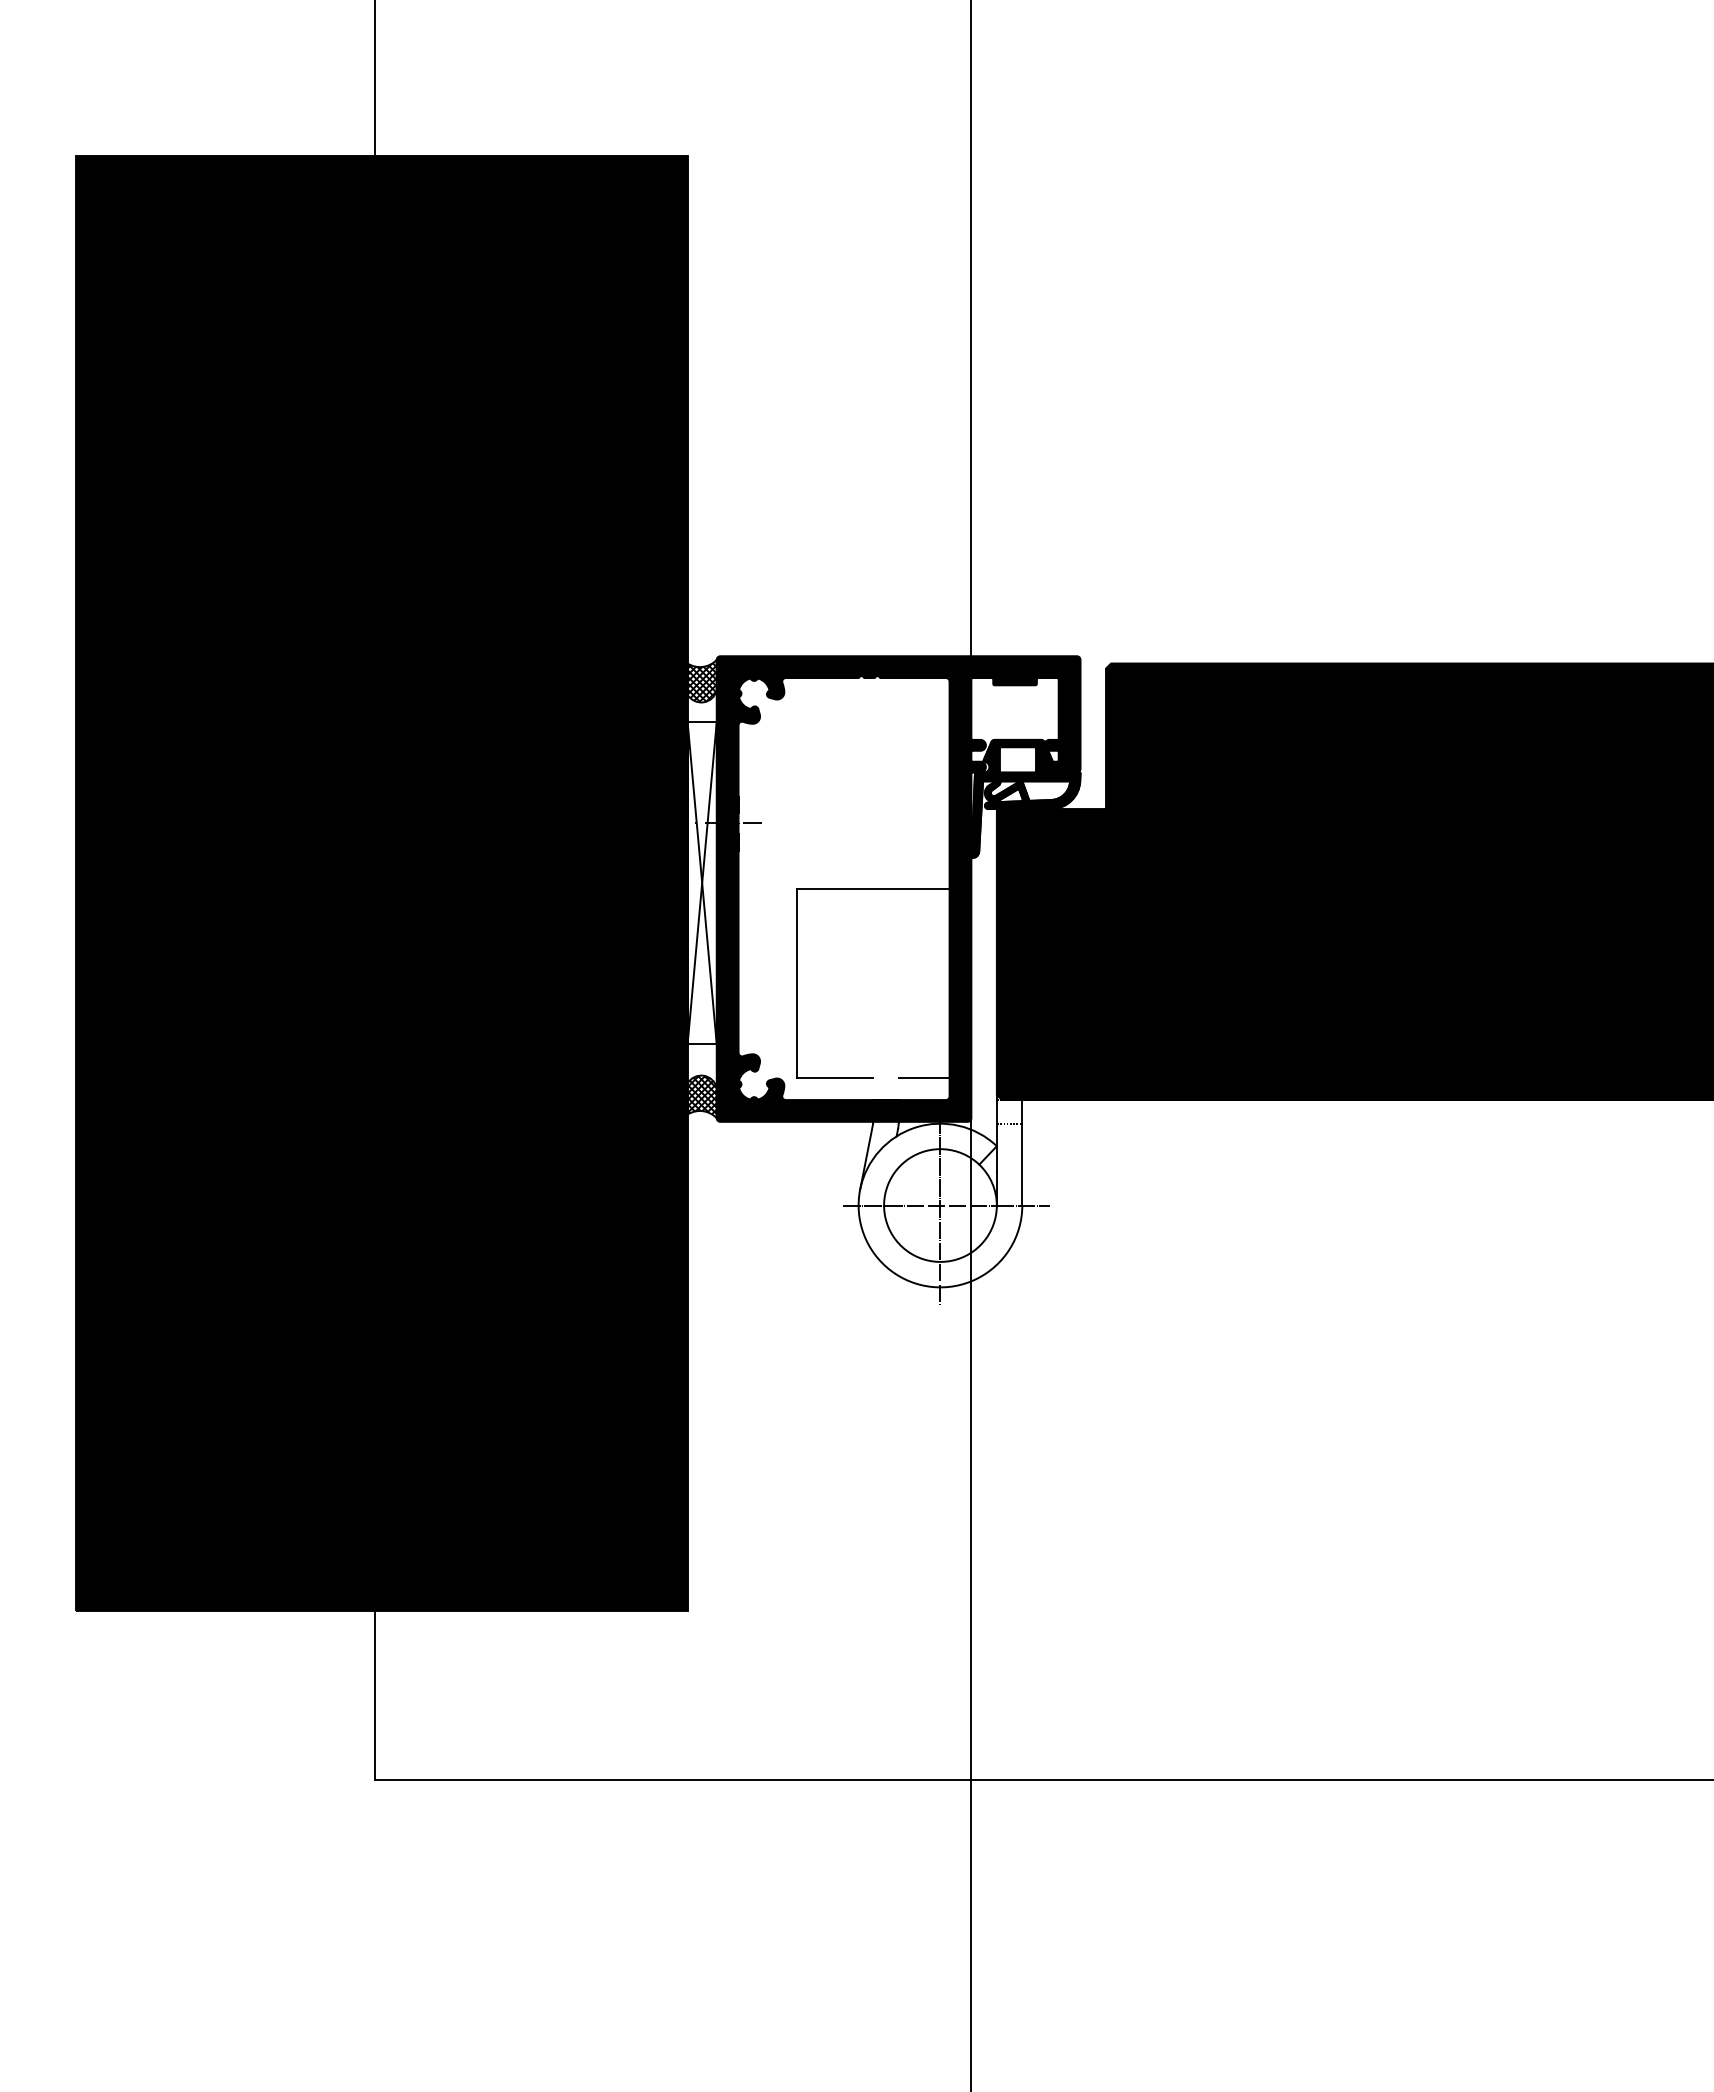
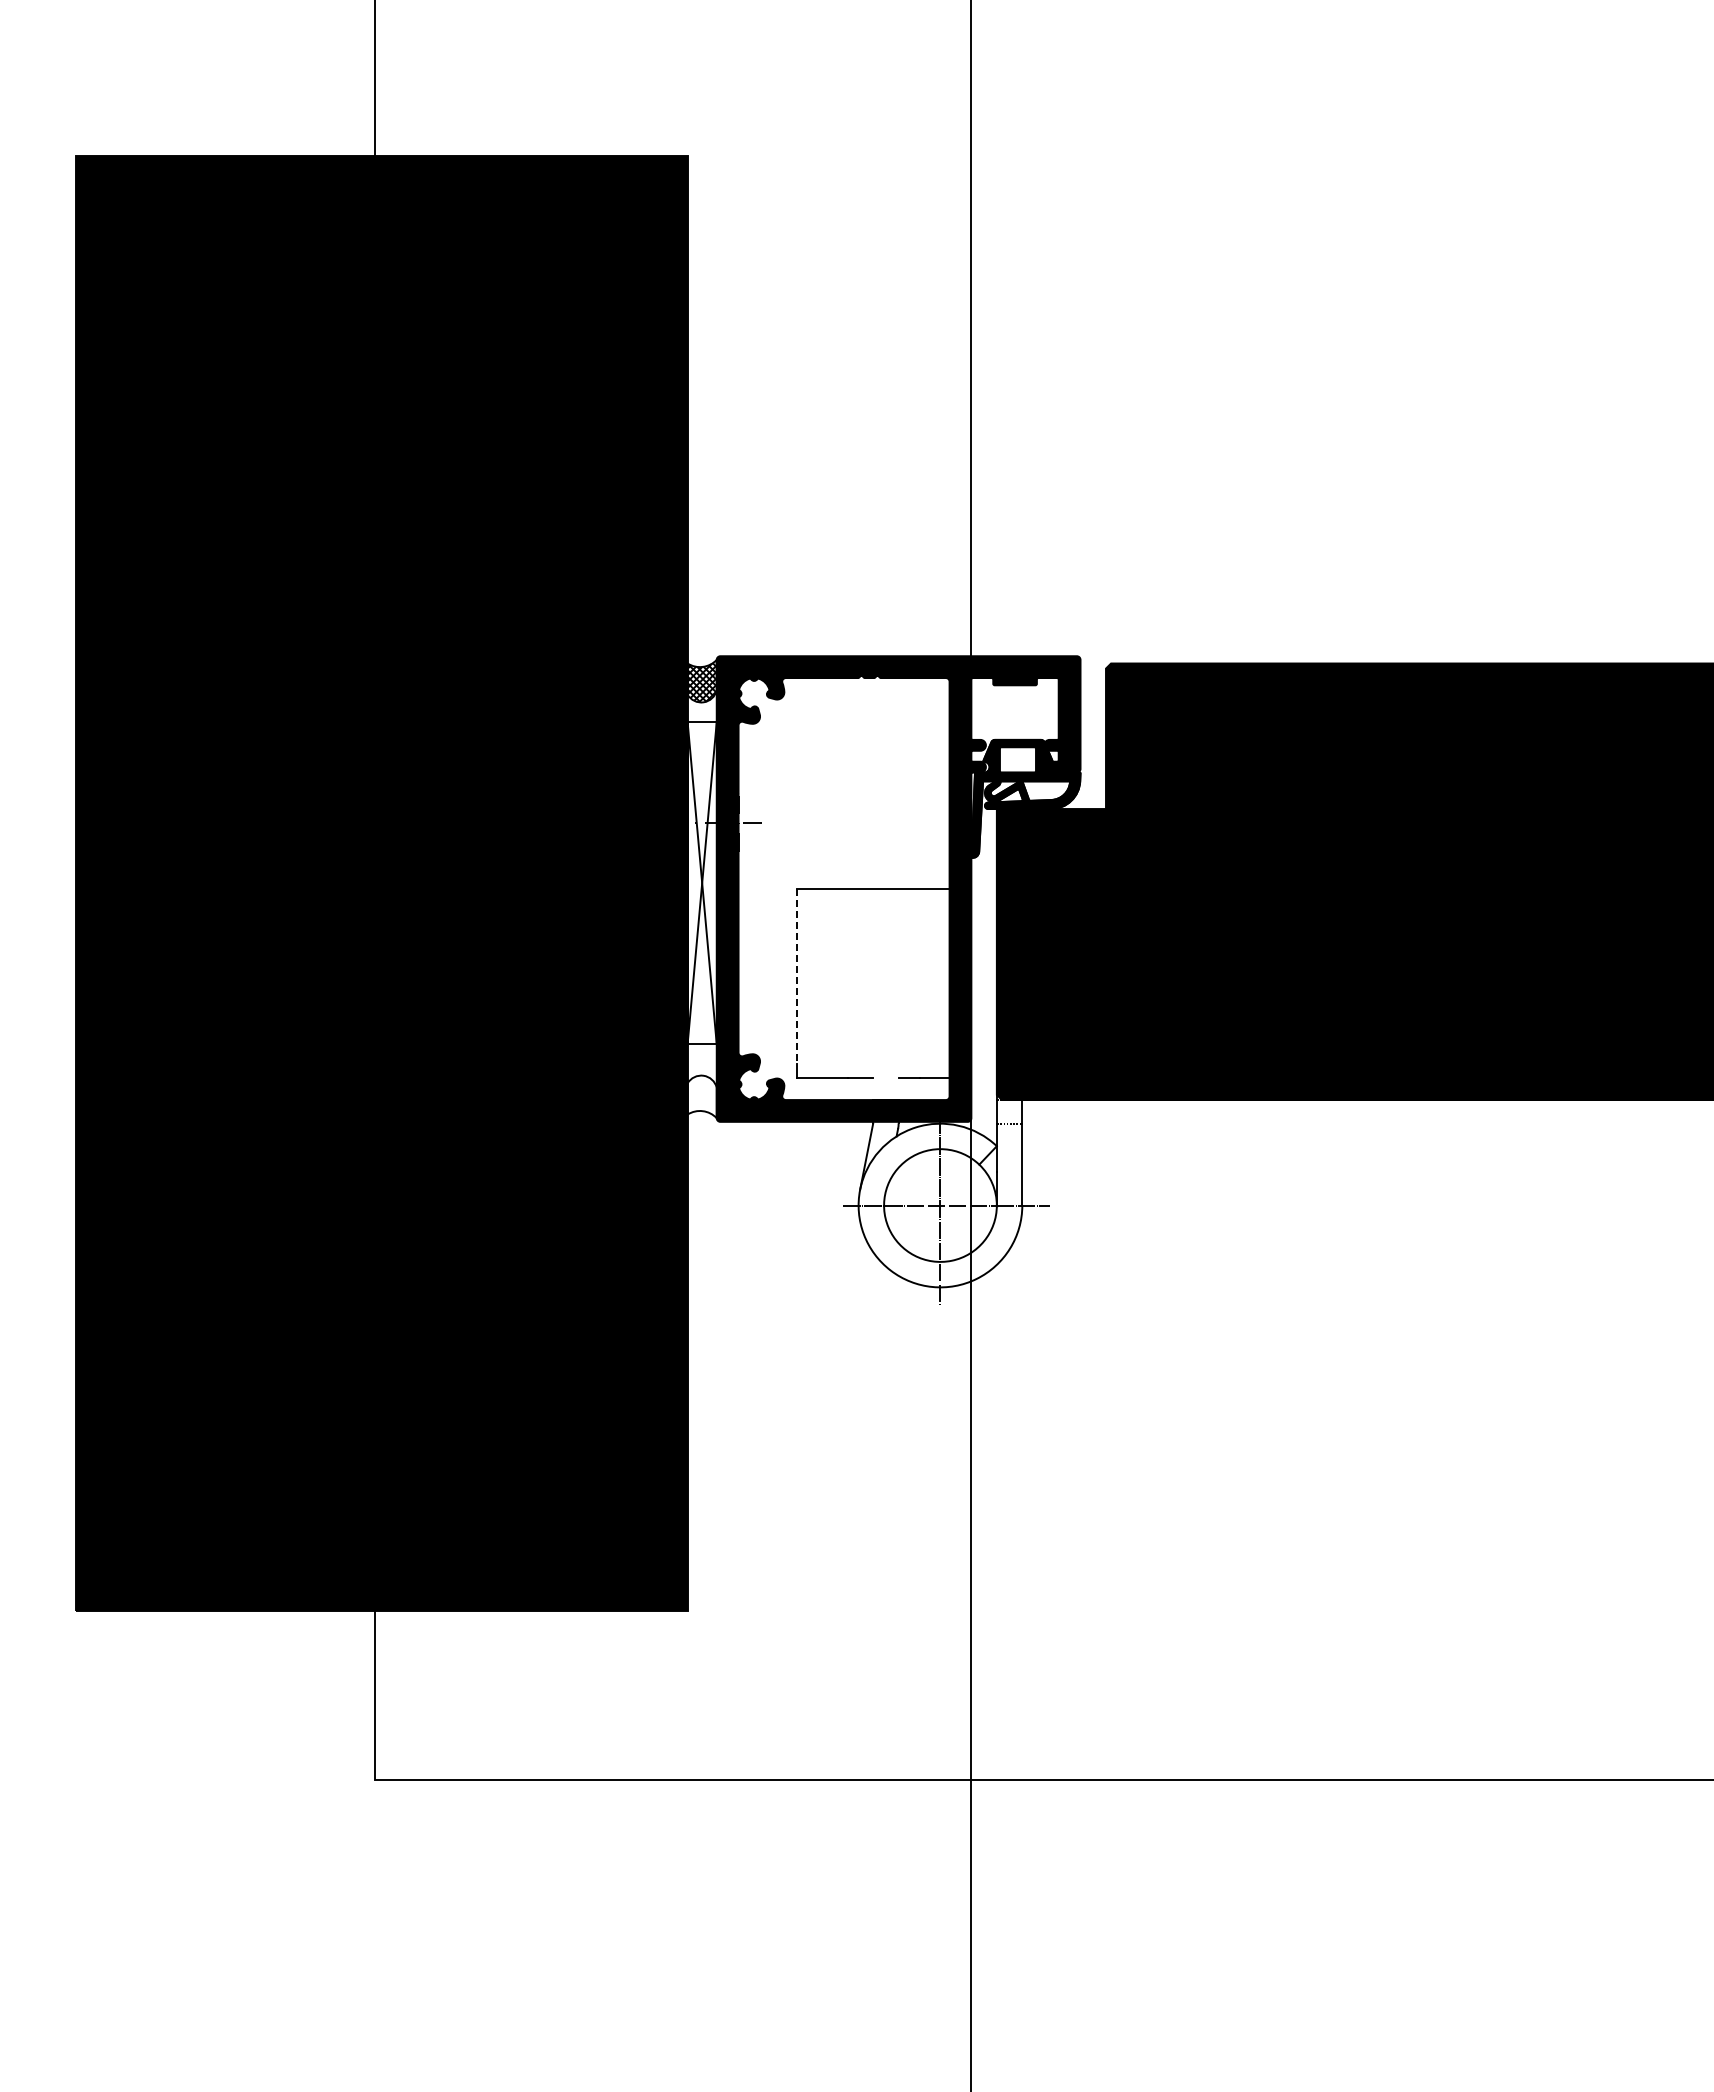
line: solid -> dashed (796, 976)
hatch: present -> none (701, 1096)
